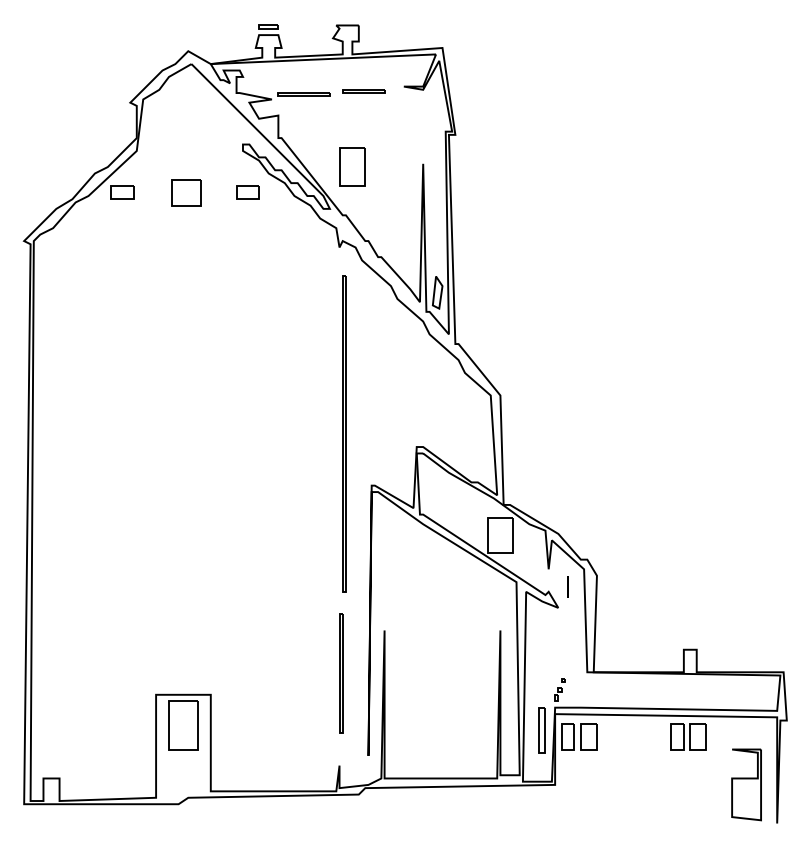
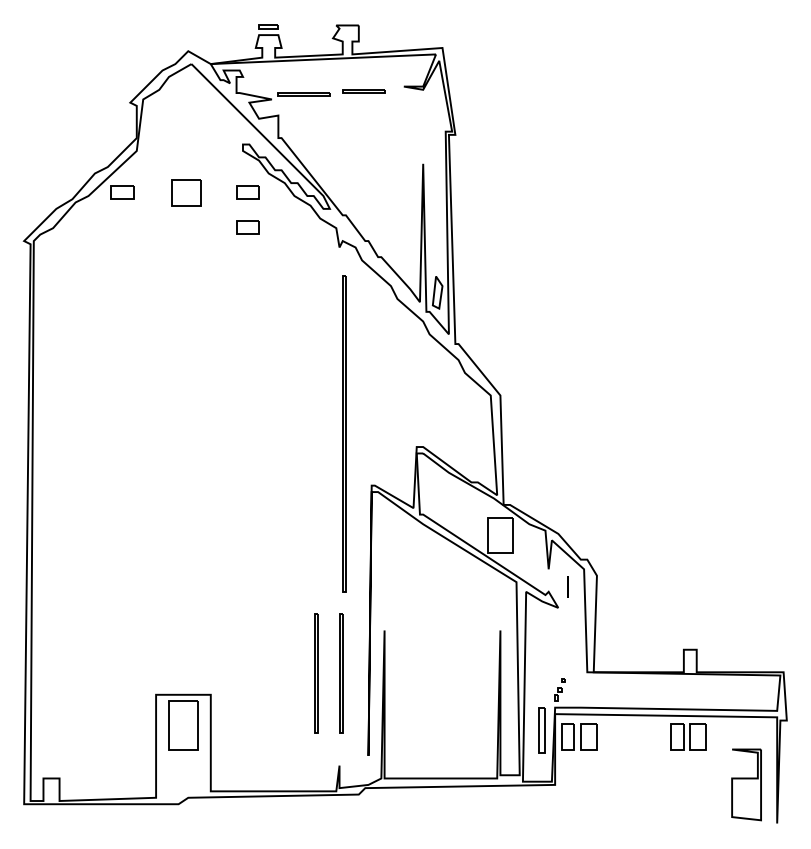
part: present -> none (352, 166)
part: none -> present (247, 227)
line: none -> present (315, 673)
